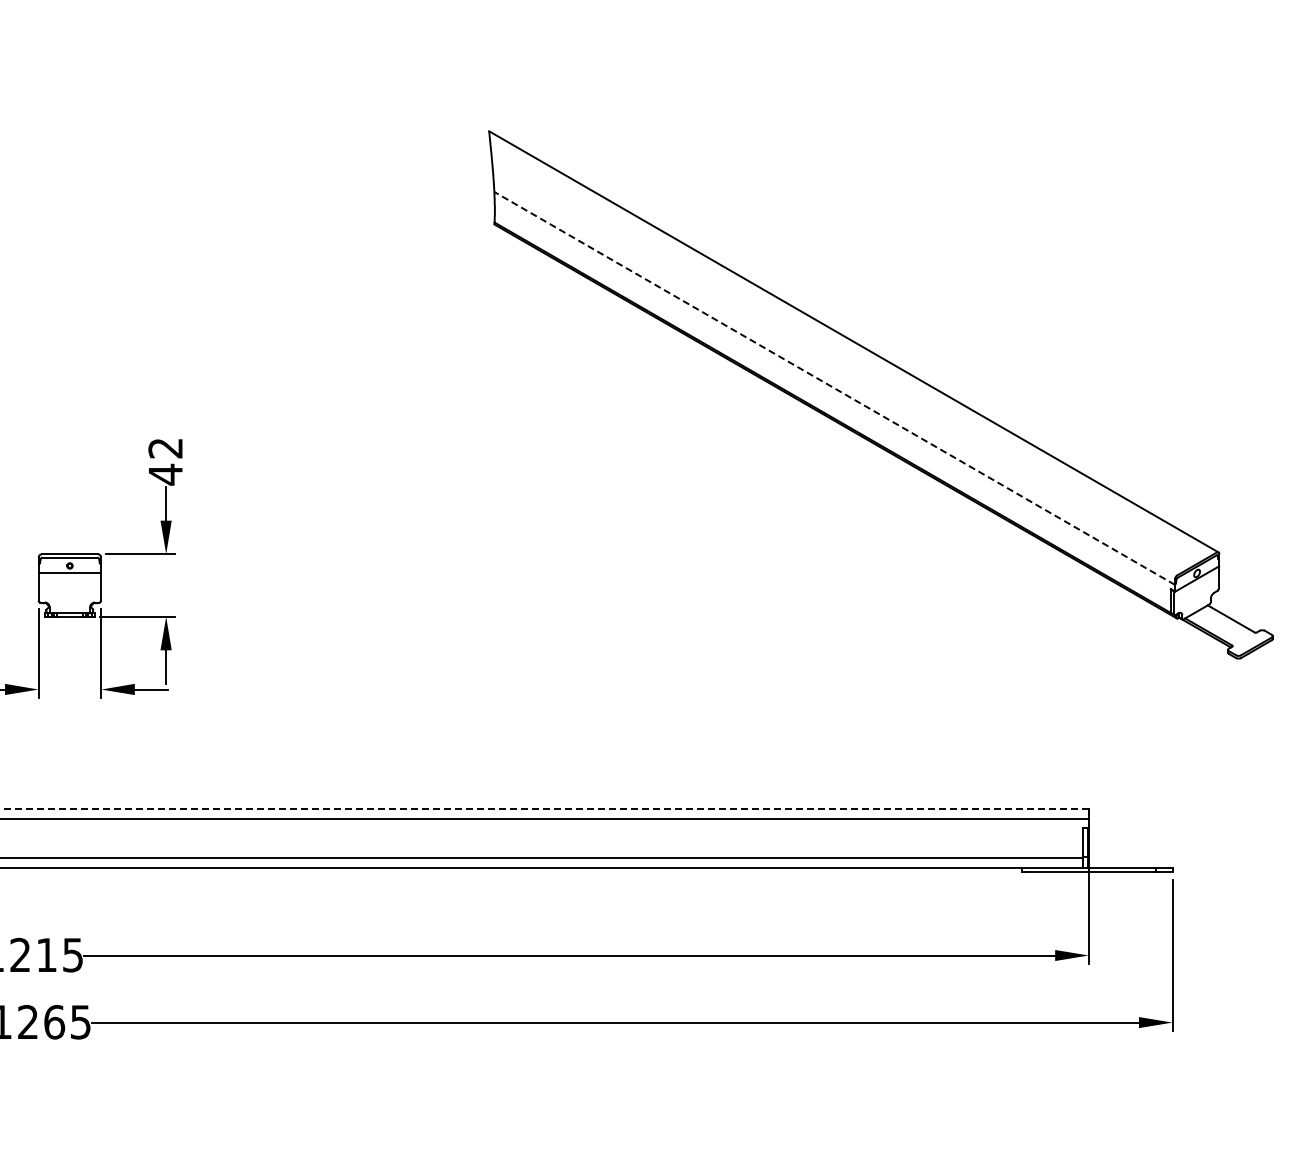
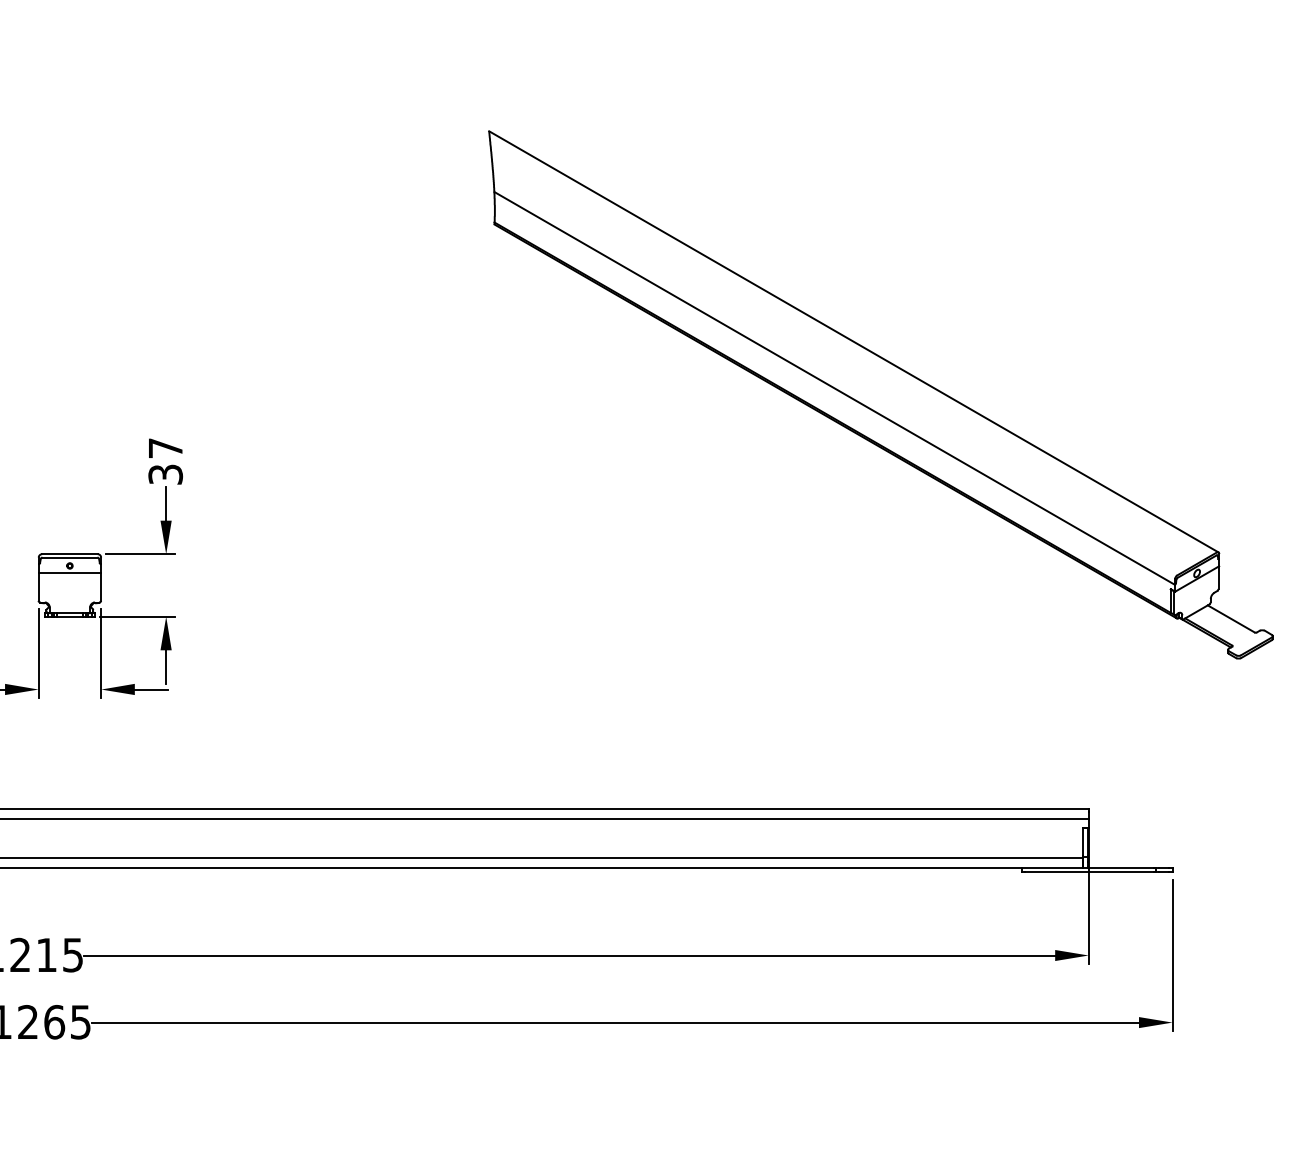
line: dashed -> solid (834, 388)
text: 42 -> 37 (165, 461)
line: dashed -> solid (544, 809)
